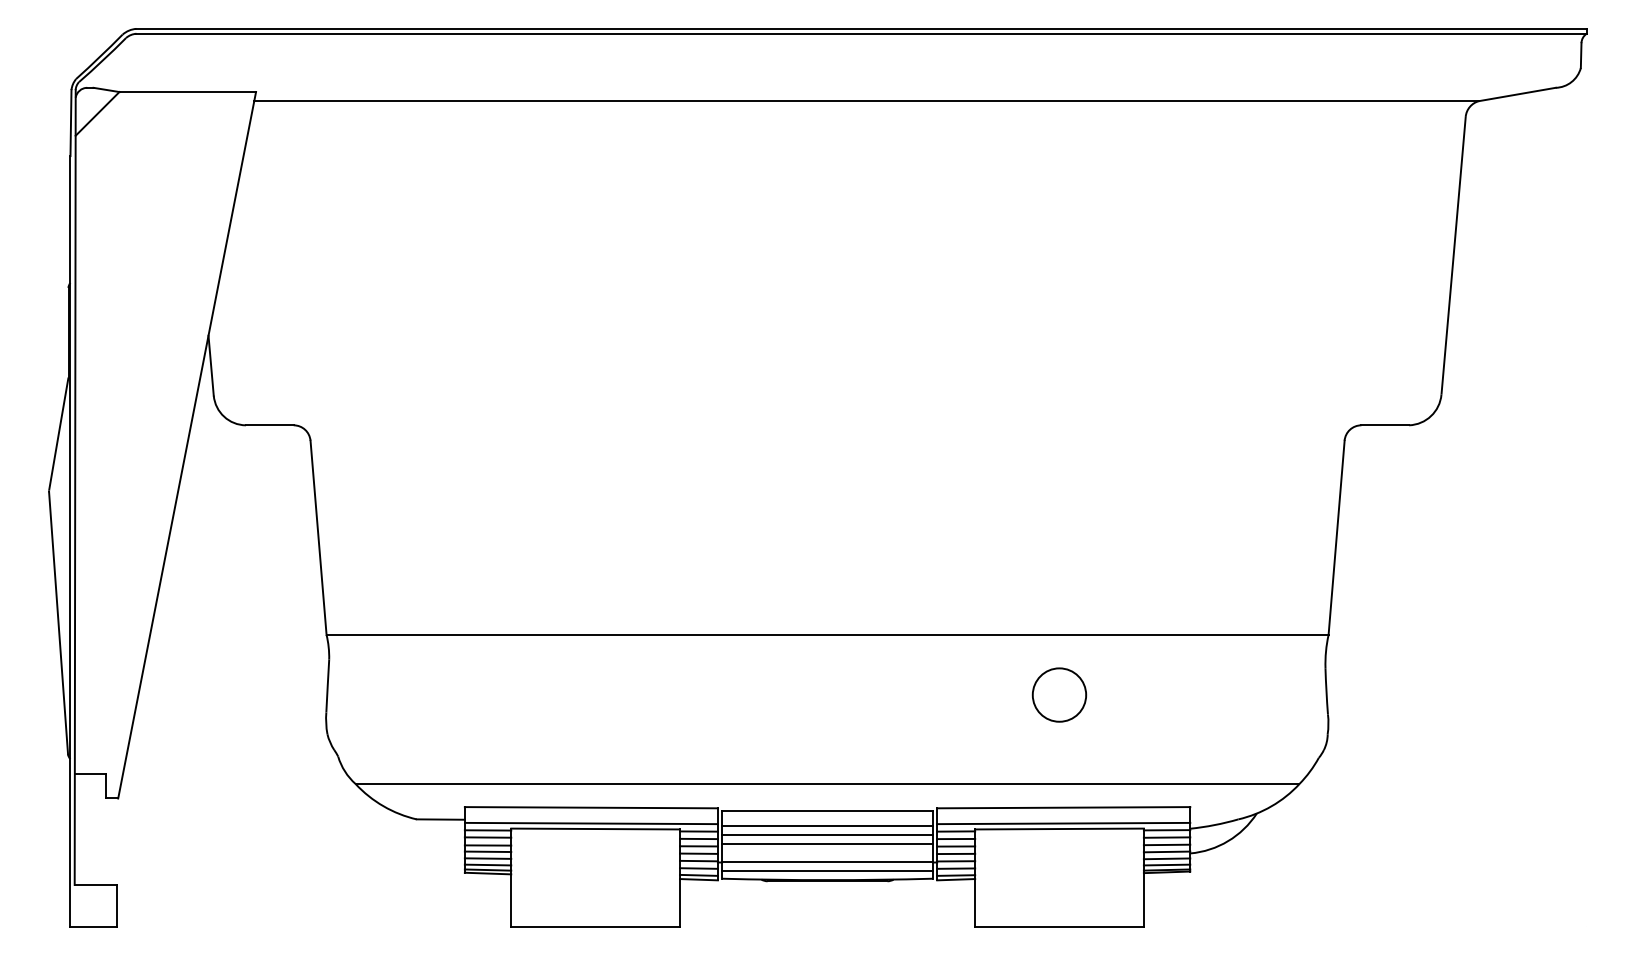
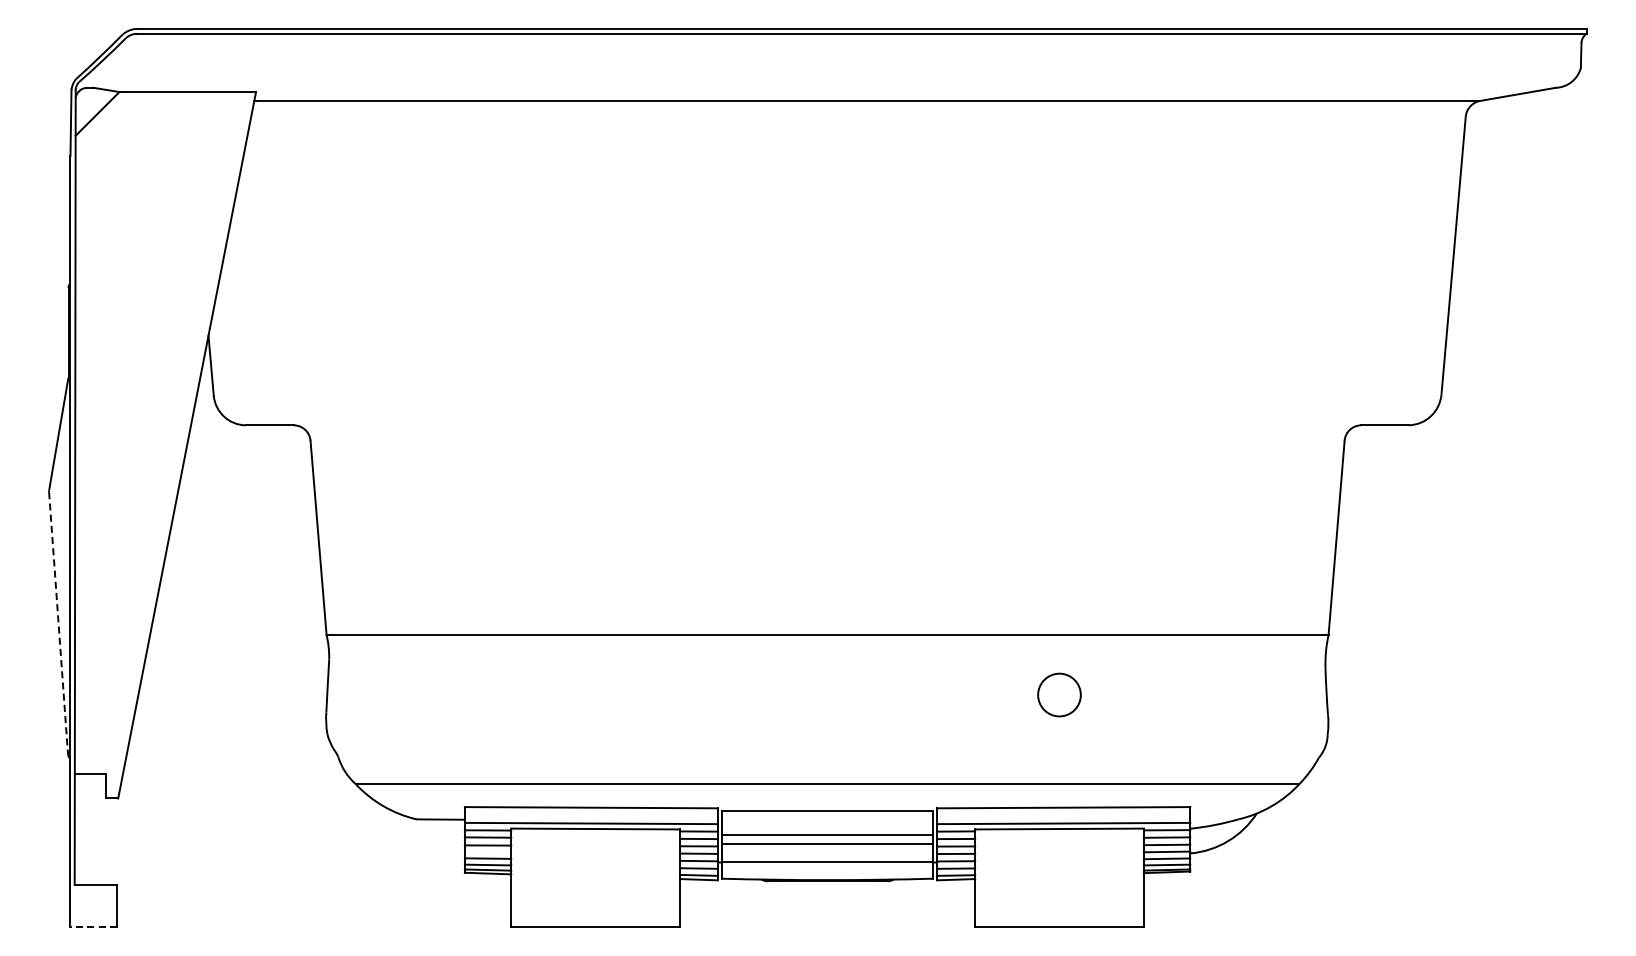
line: solid -> dashed (58, 623)
circle size: 57x56 px -> 45x46 px (1059, 694)
line: present -> none (827, 826)
line: present -> none (487, 851)
line: present -> none (827, 870)
line: solid -> dashed (93, 927)
